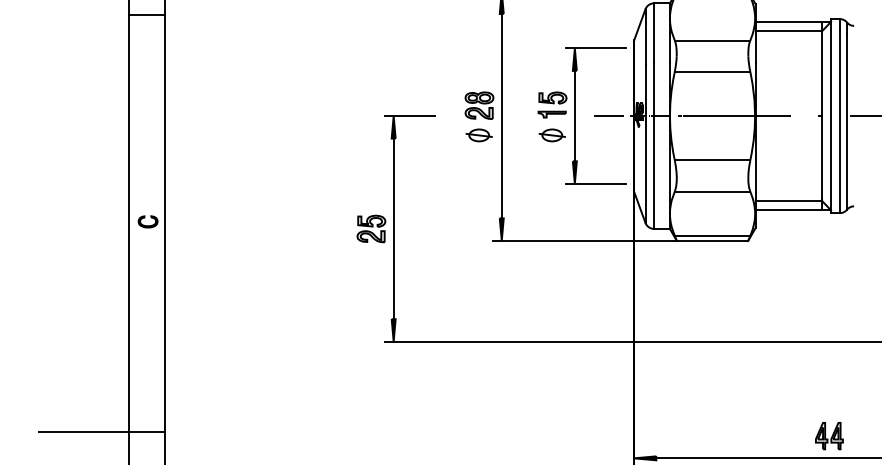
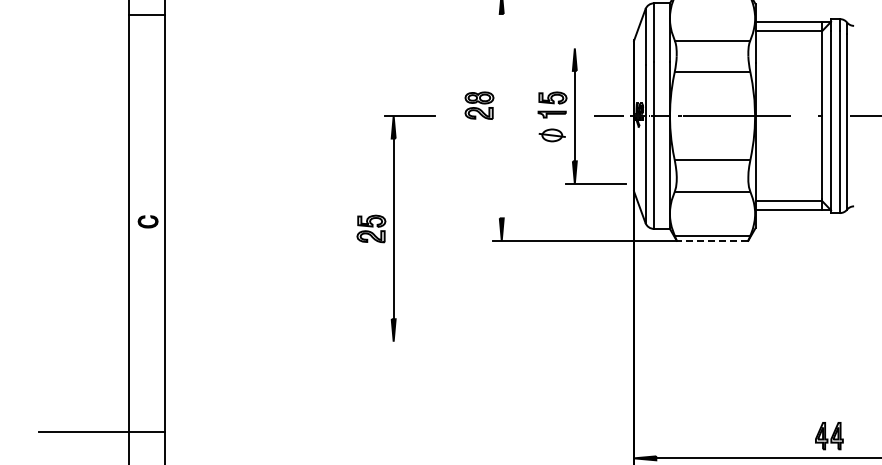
line: present -> none (595, 48)
line: present -> none (501, 115)
part: present -> none (478, 135)
line: solid -> dashed (712, 240)
line: present -> none (631, 341)
